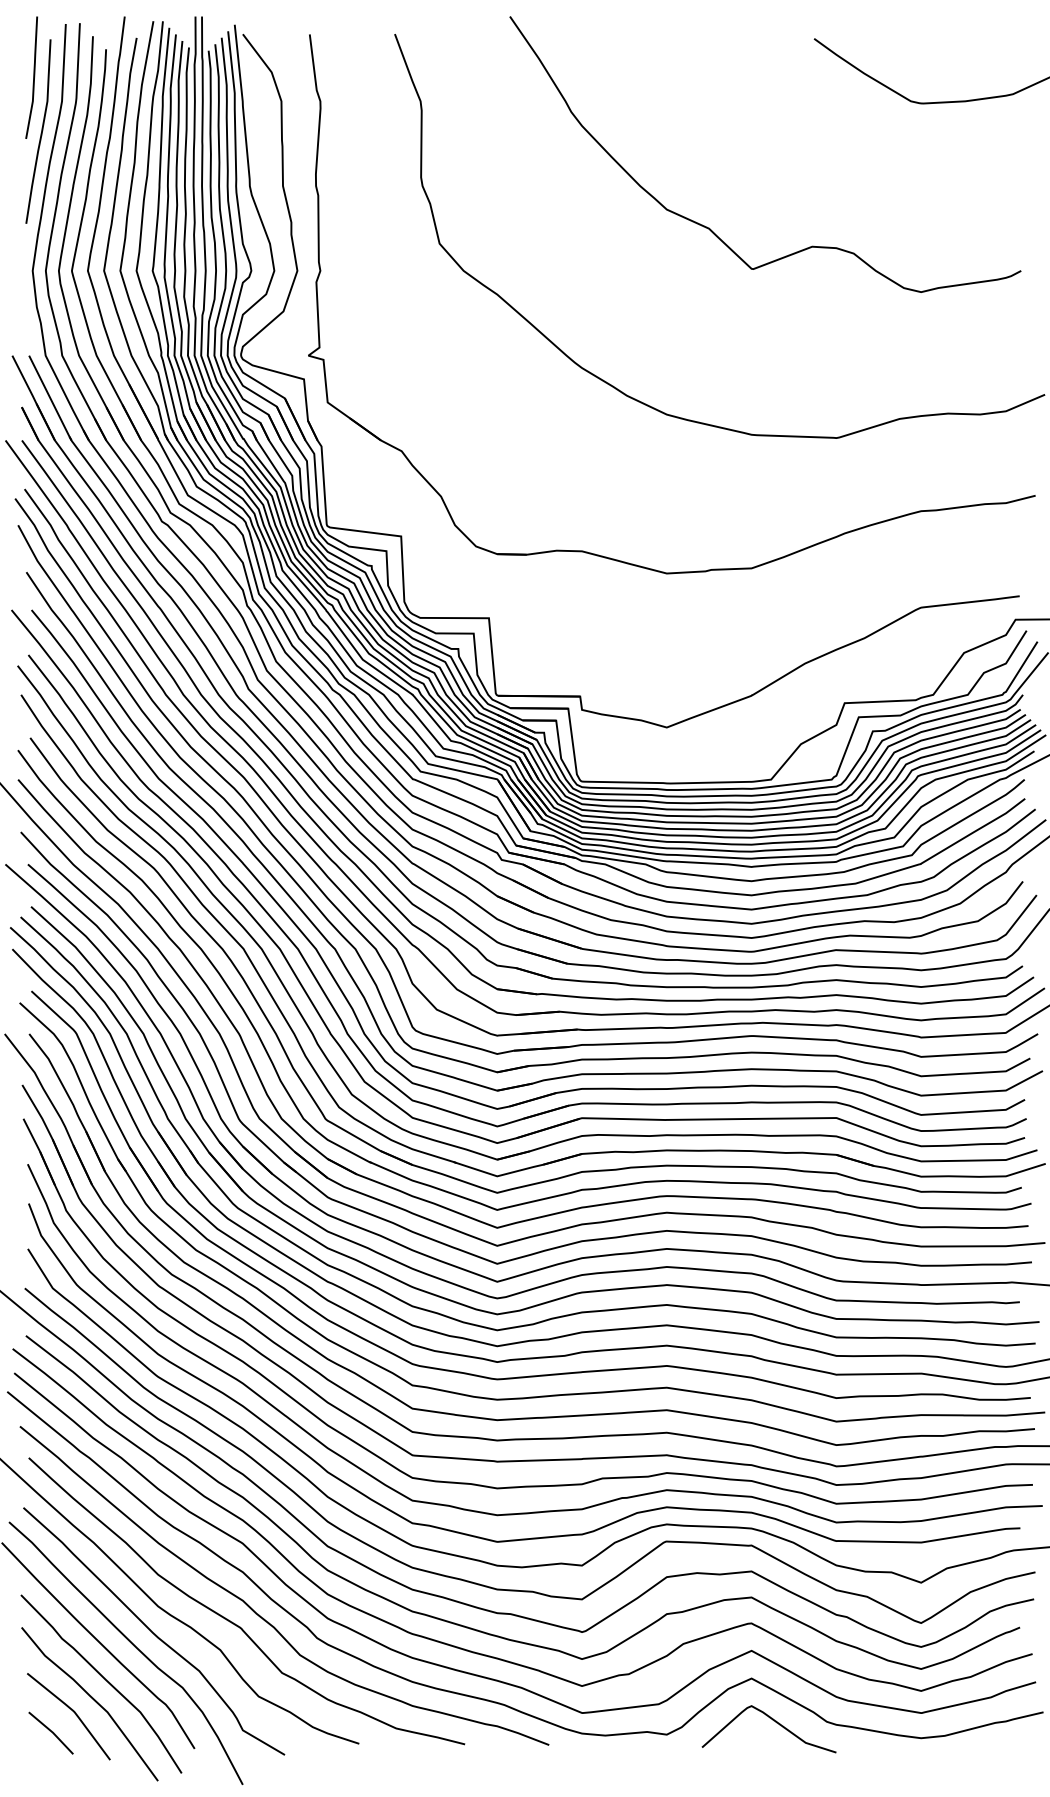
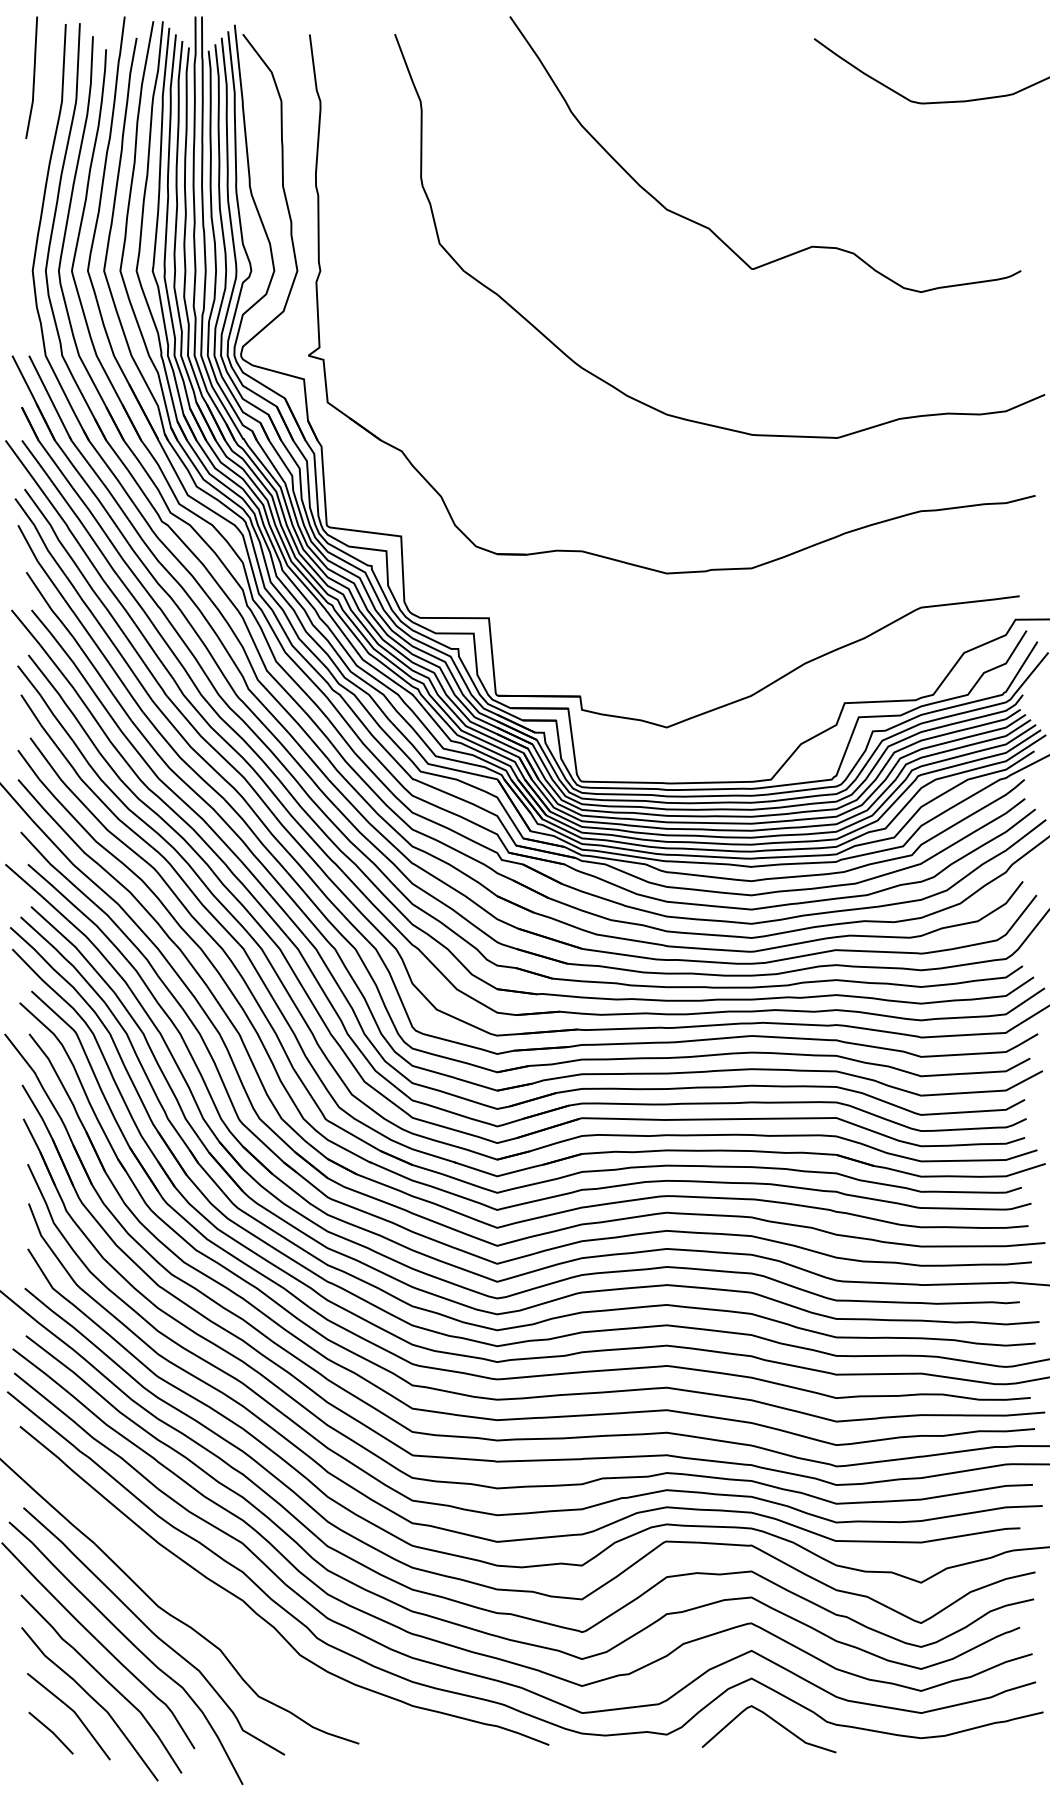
curve: present -> none (40, 133)
curve: present -> none (232, 1621)
